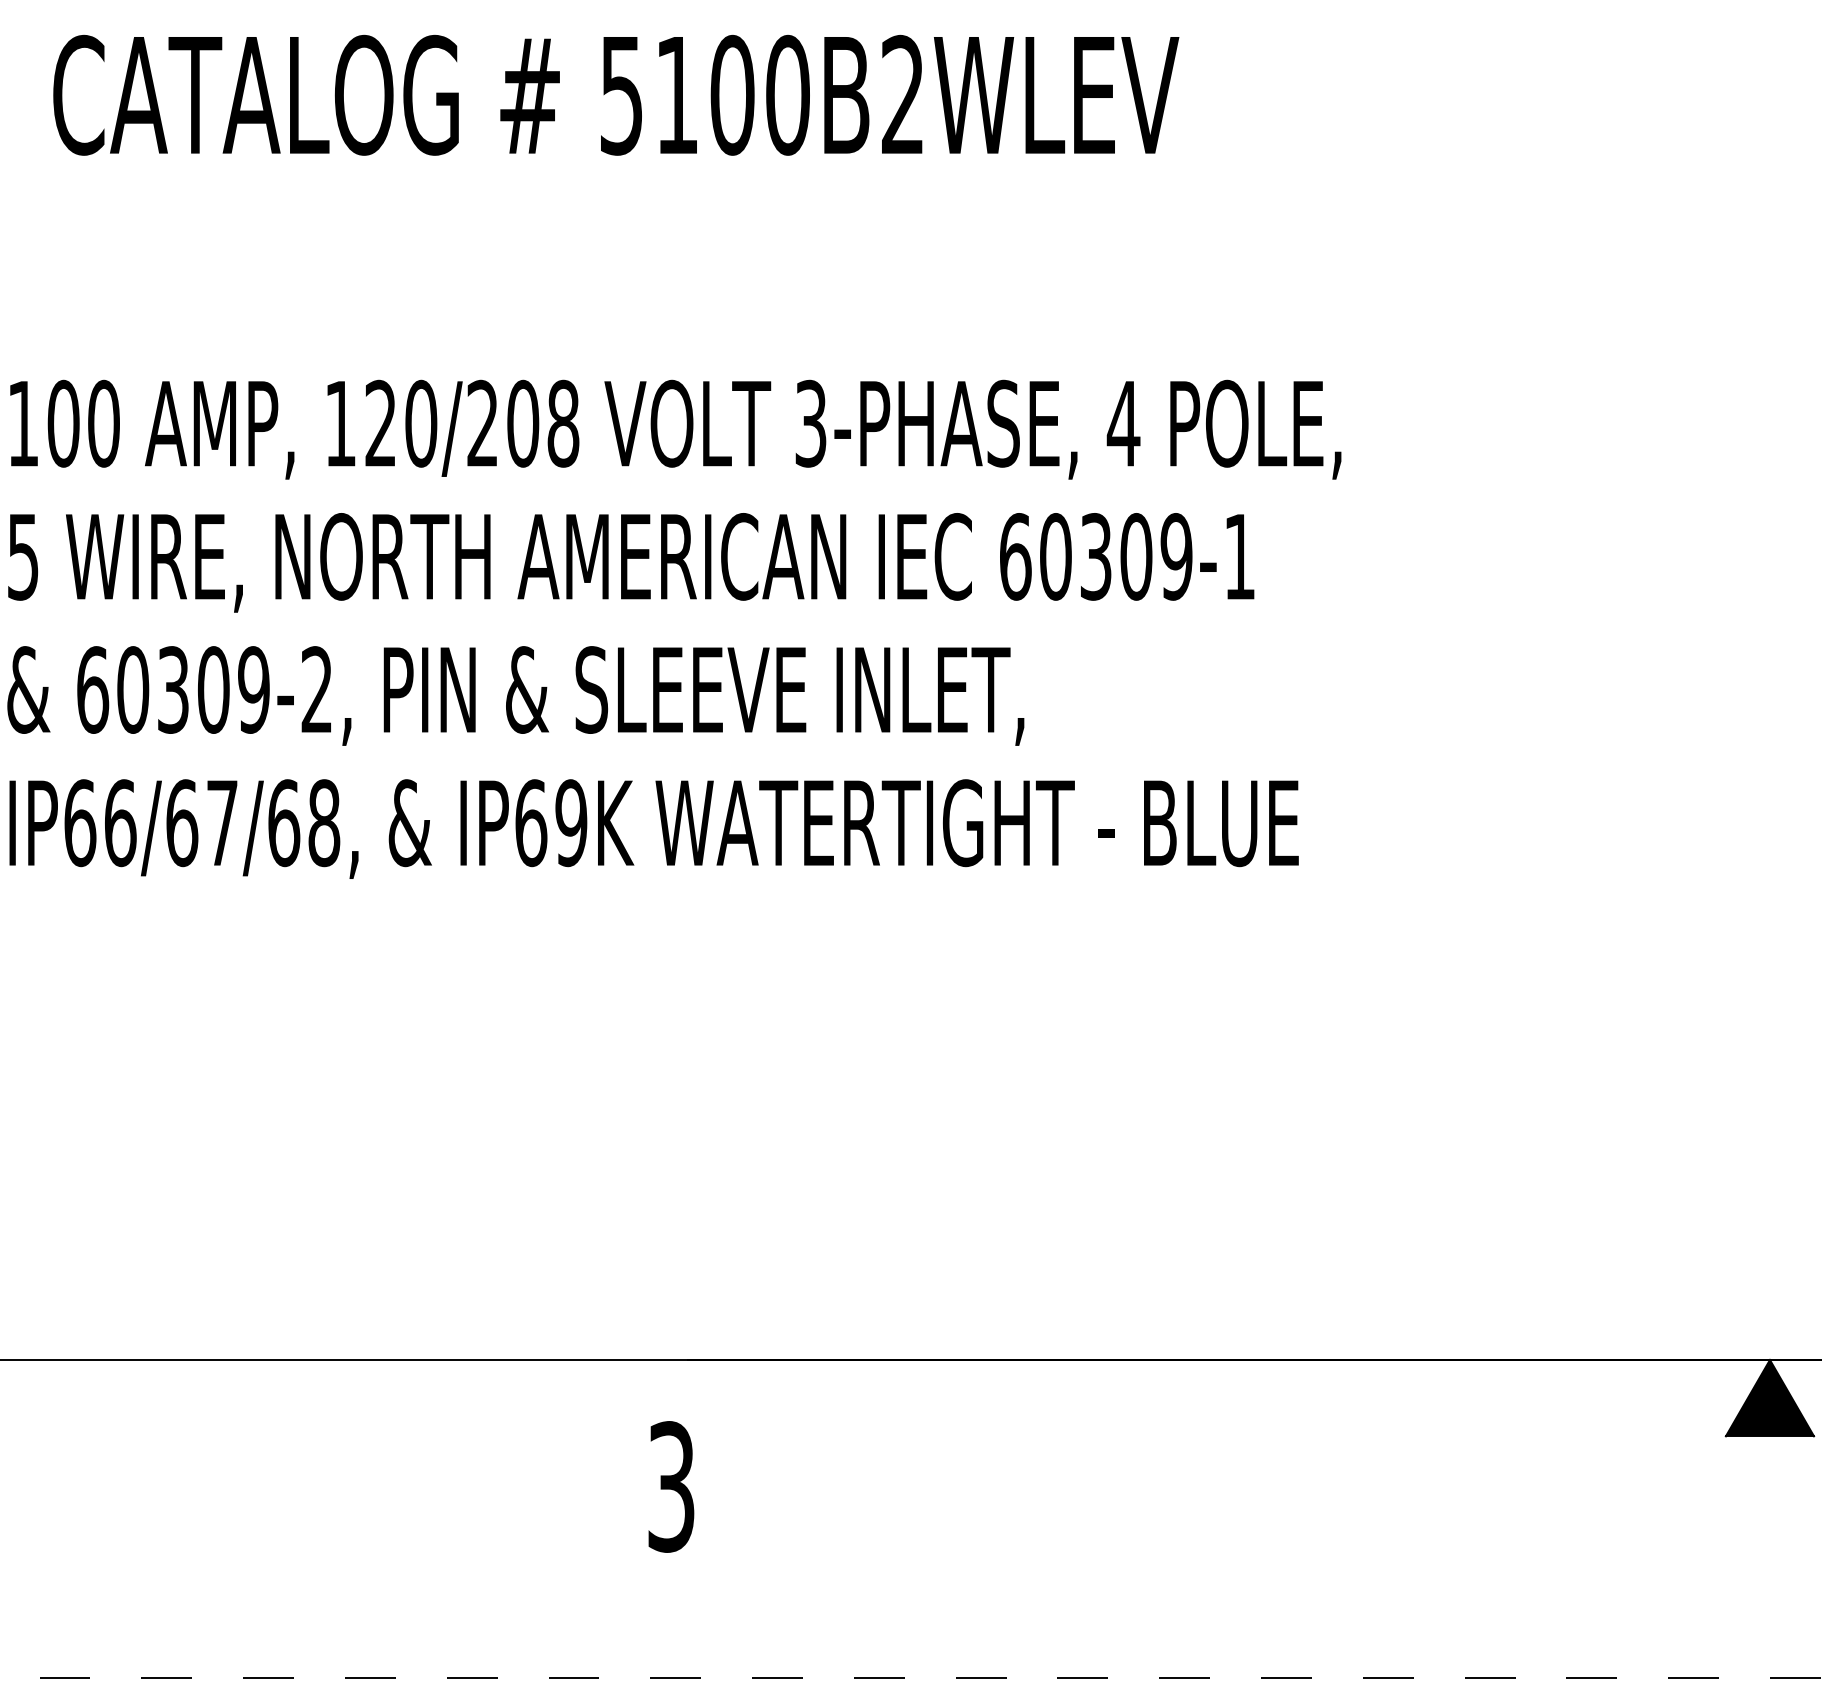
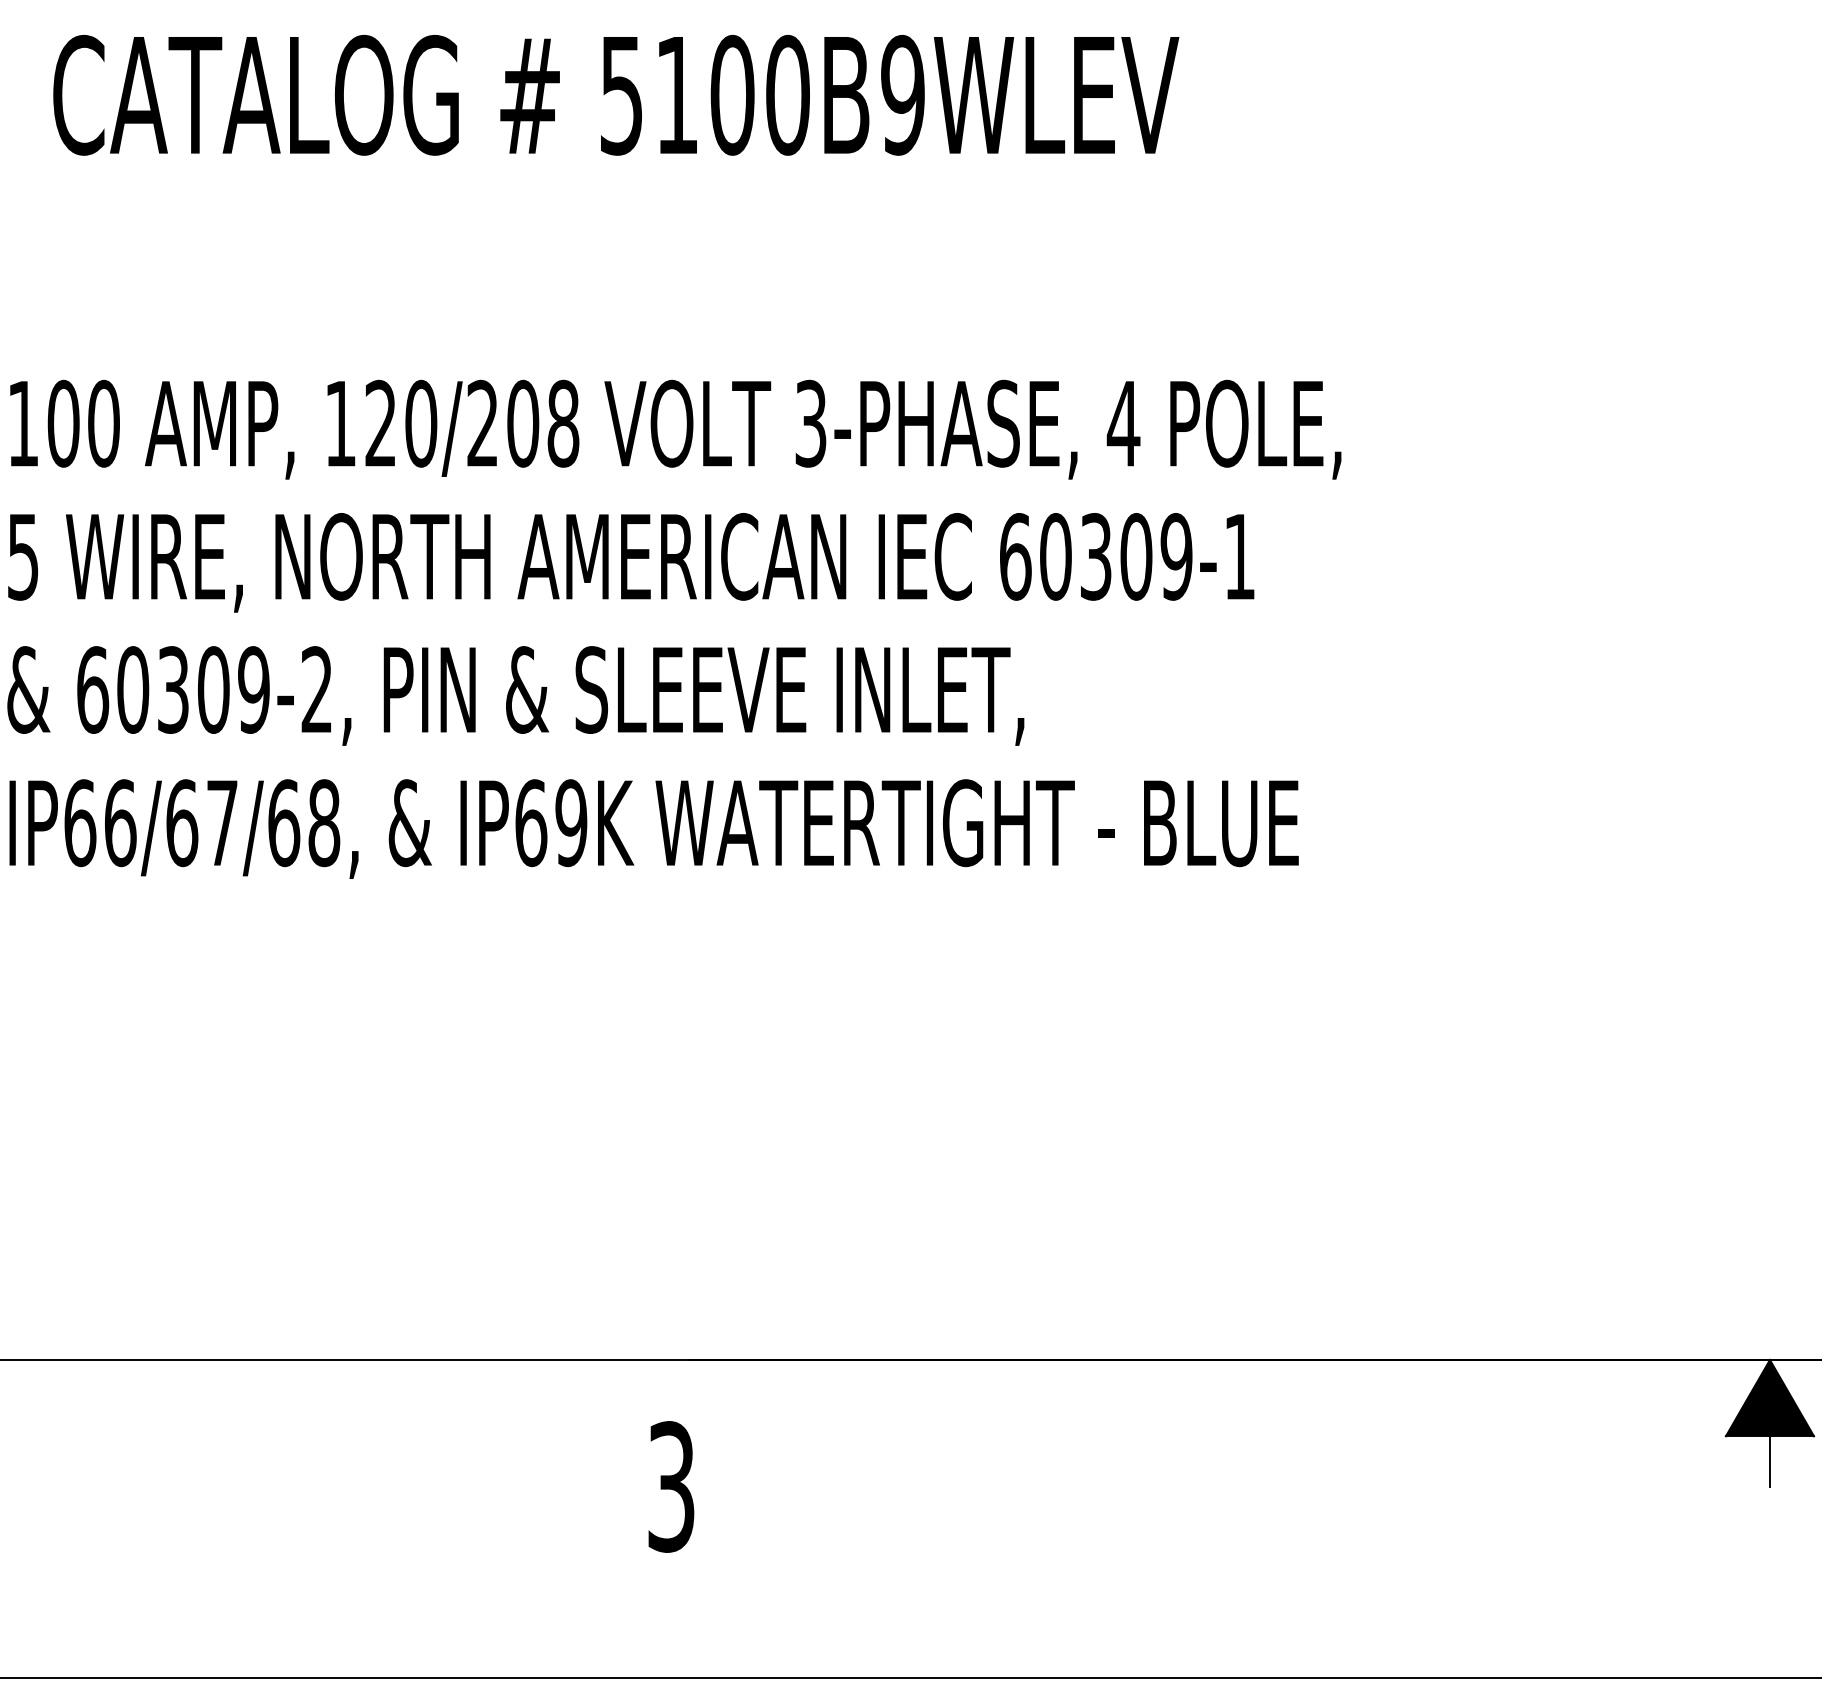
text: 5100B2WLEV -> 5100B9WLEV (902, 94)
line: none -> present (1769, 1461)
line: dashed -> solid (911, 1678)
